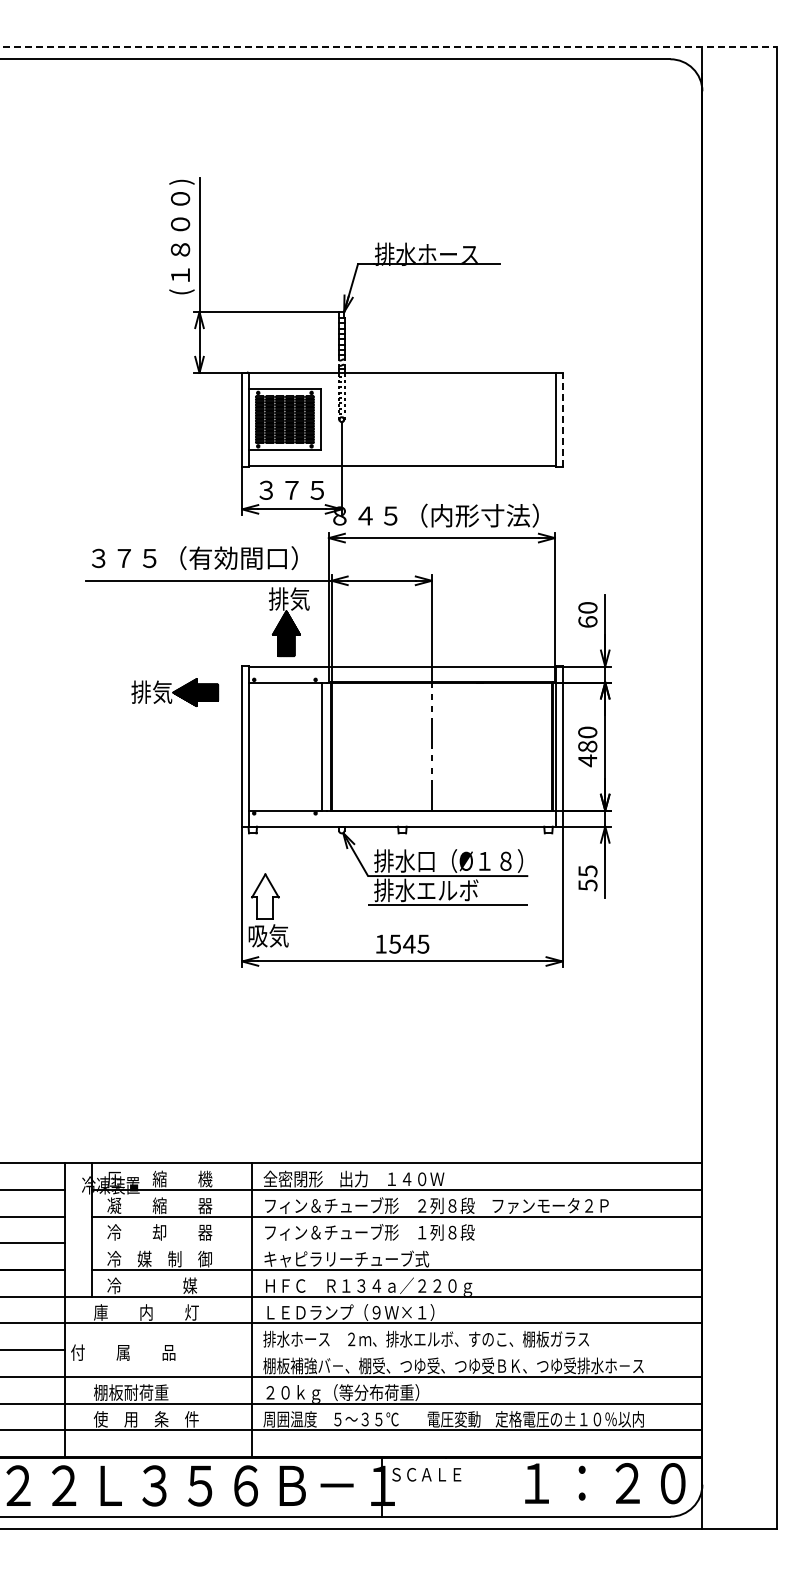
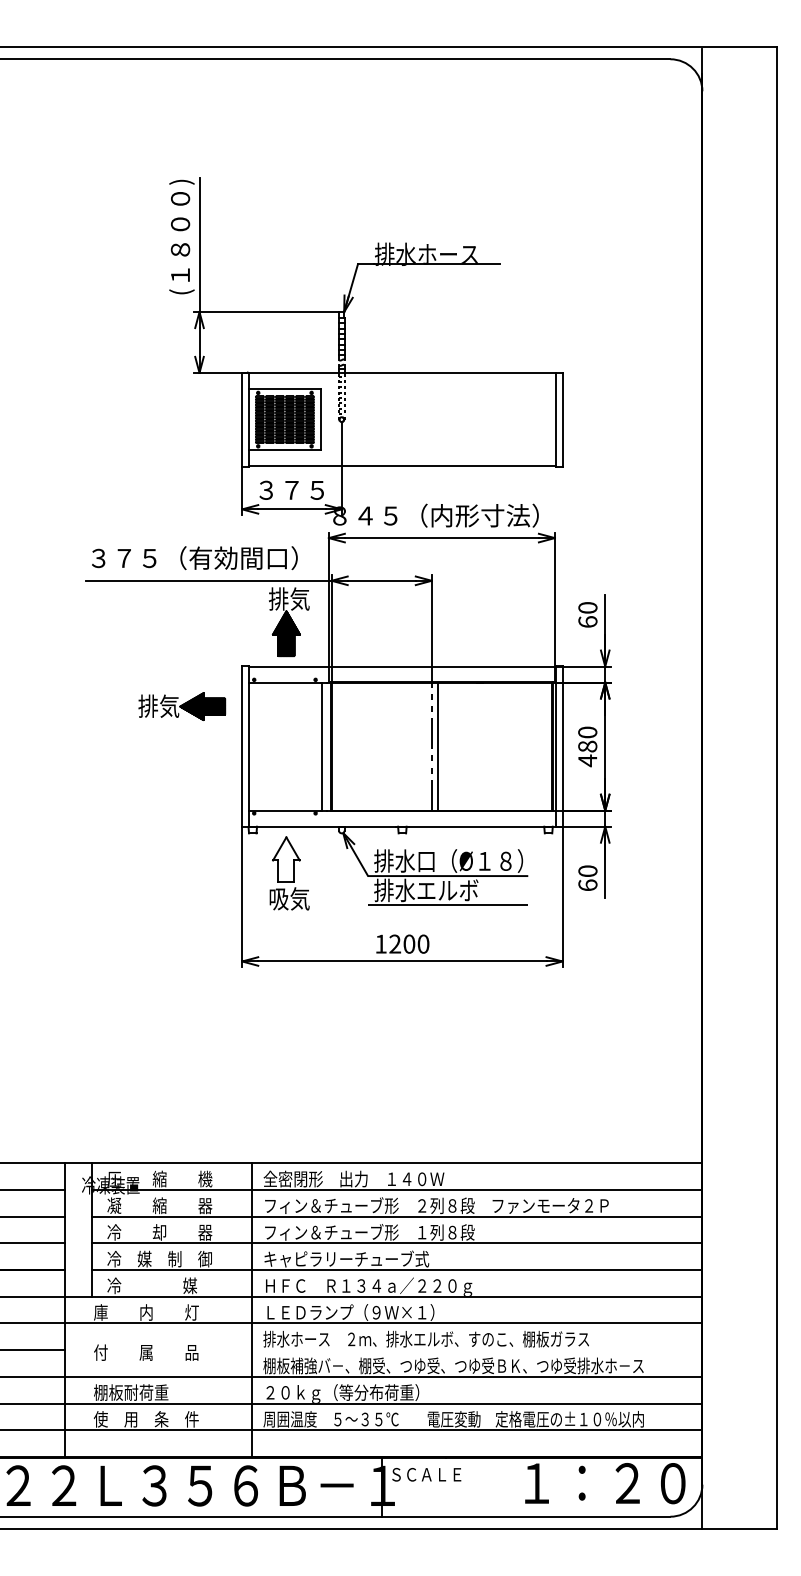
line: dashed -> solid (389, 47)
line: dashed -> solid (562, 419)
part position: (175, 692) -> (182, 706) (182, 706)
line: none -> present (437, 746)
text: 55 -> 60 (587, 878)
part position: (268, 910) -> (289, 873) (289, 873)
text: 1545 -> 1200 (409, 943)
line: none -> present (397, 1243)
text position: (123, 1352) -> (146, 1352) (146, 1352)
